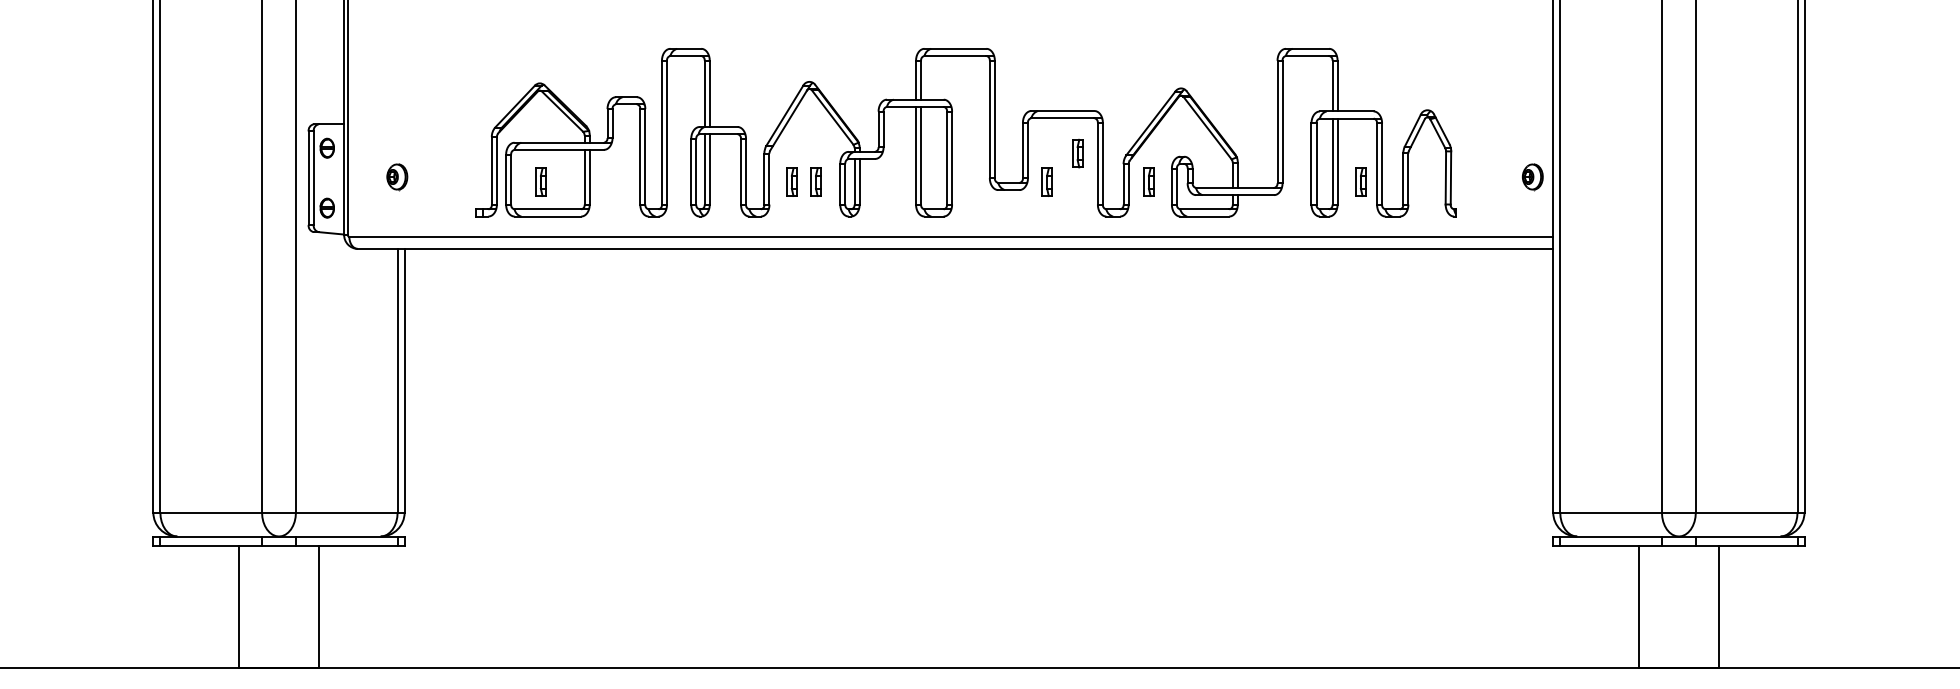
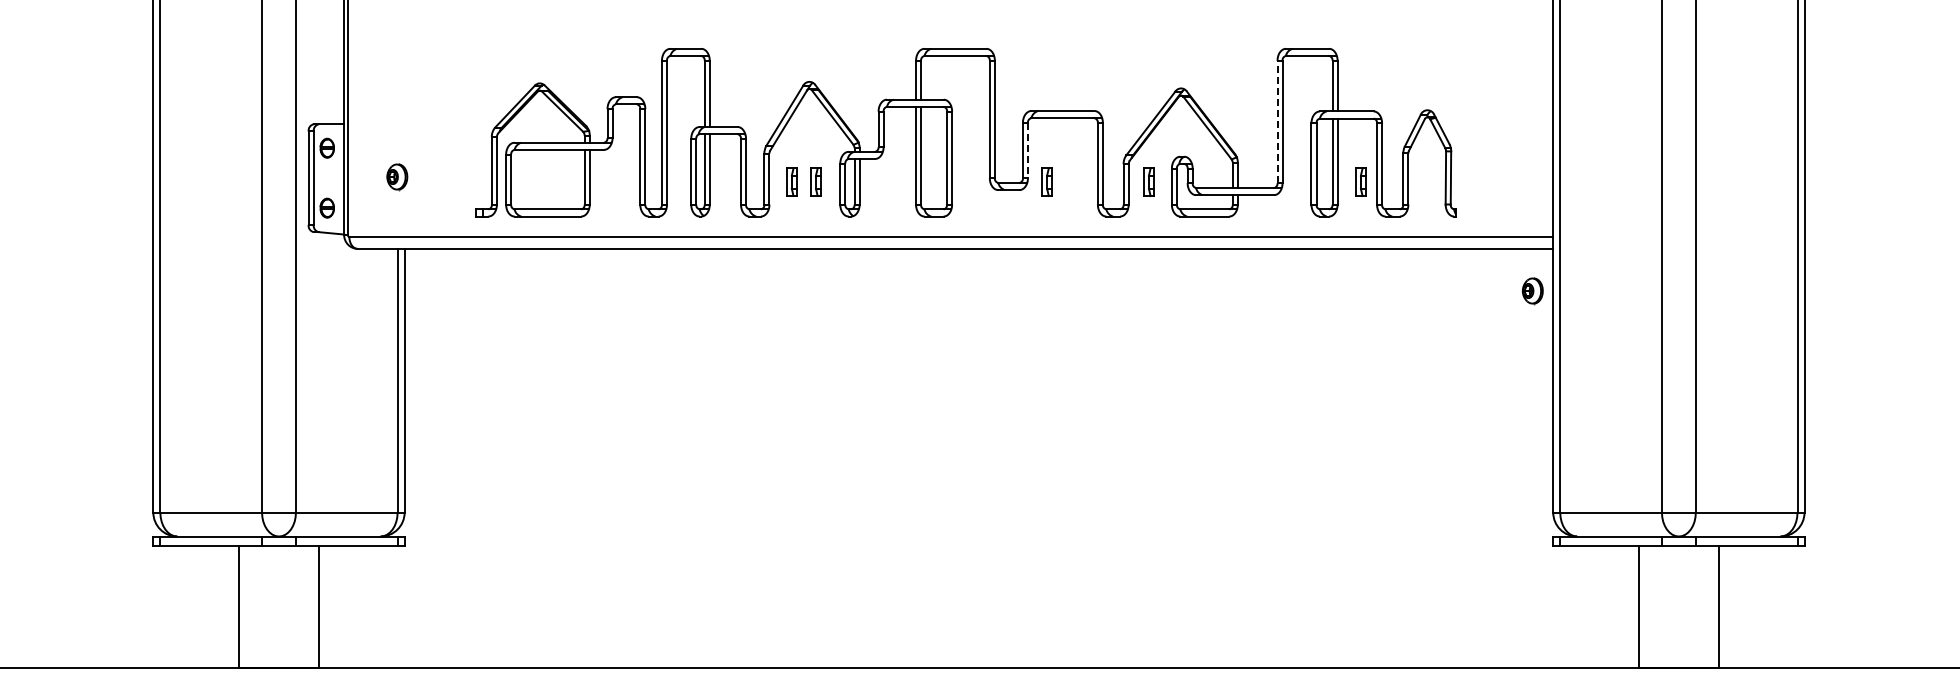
line: solid -> dashed (1277, 121)
line: solid -> dashed (1027, 150)
part: present -> none (1077, 153)
part position: (1532, 177) -> (1532, 291) (1532, 291)
part: present -> none (540, 181)
